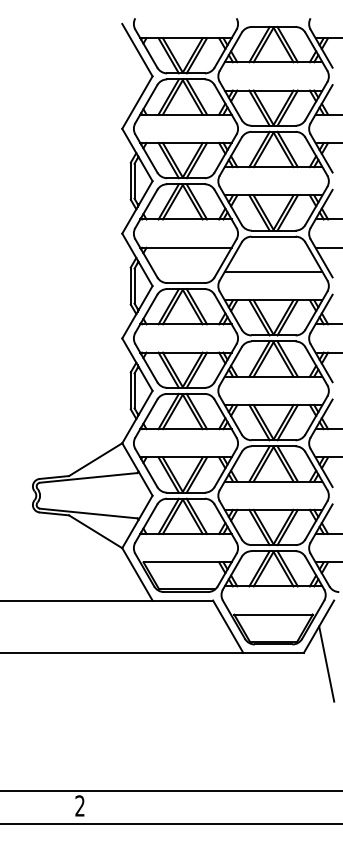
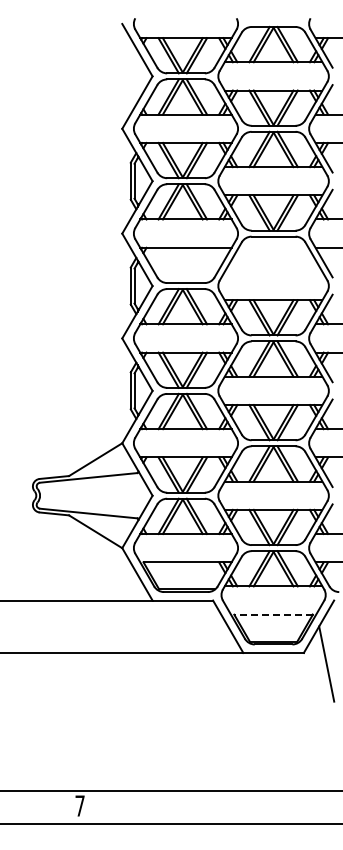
line: present -> none (273, 271)
line: solid -> dashed (273, 614)
text: 2 -> 7 (79, 805)
